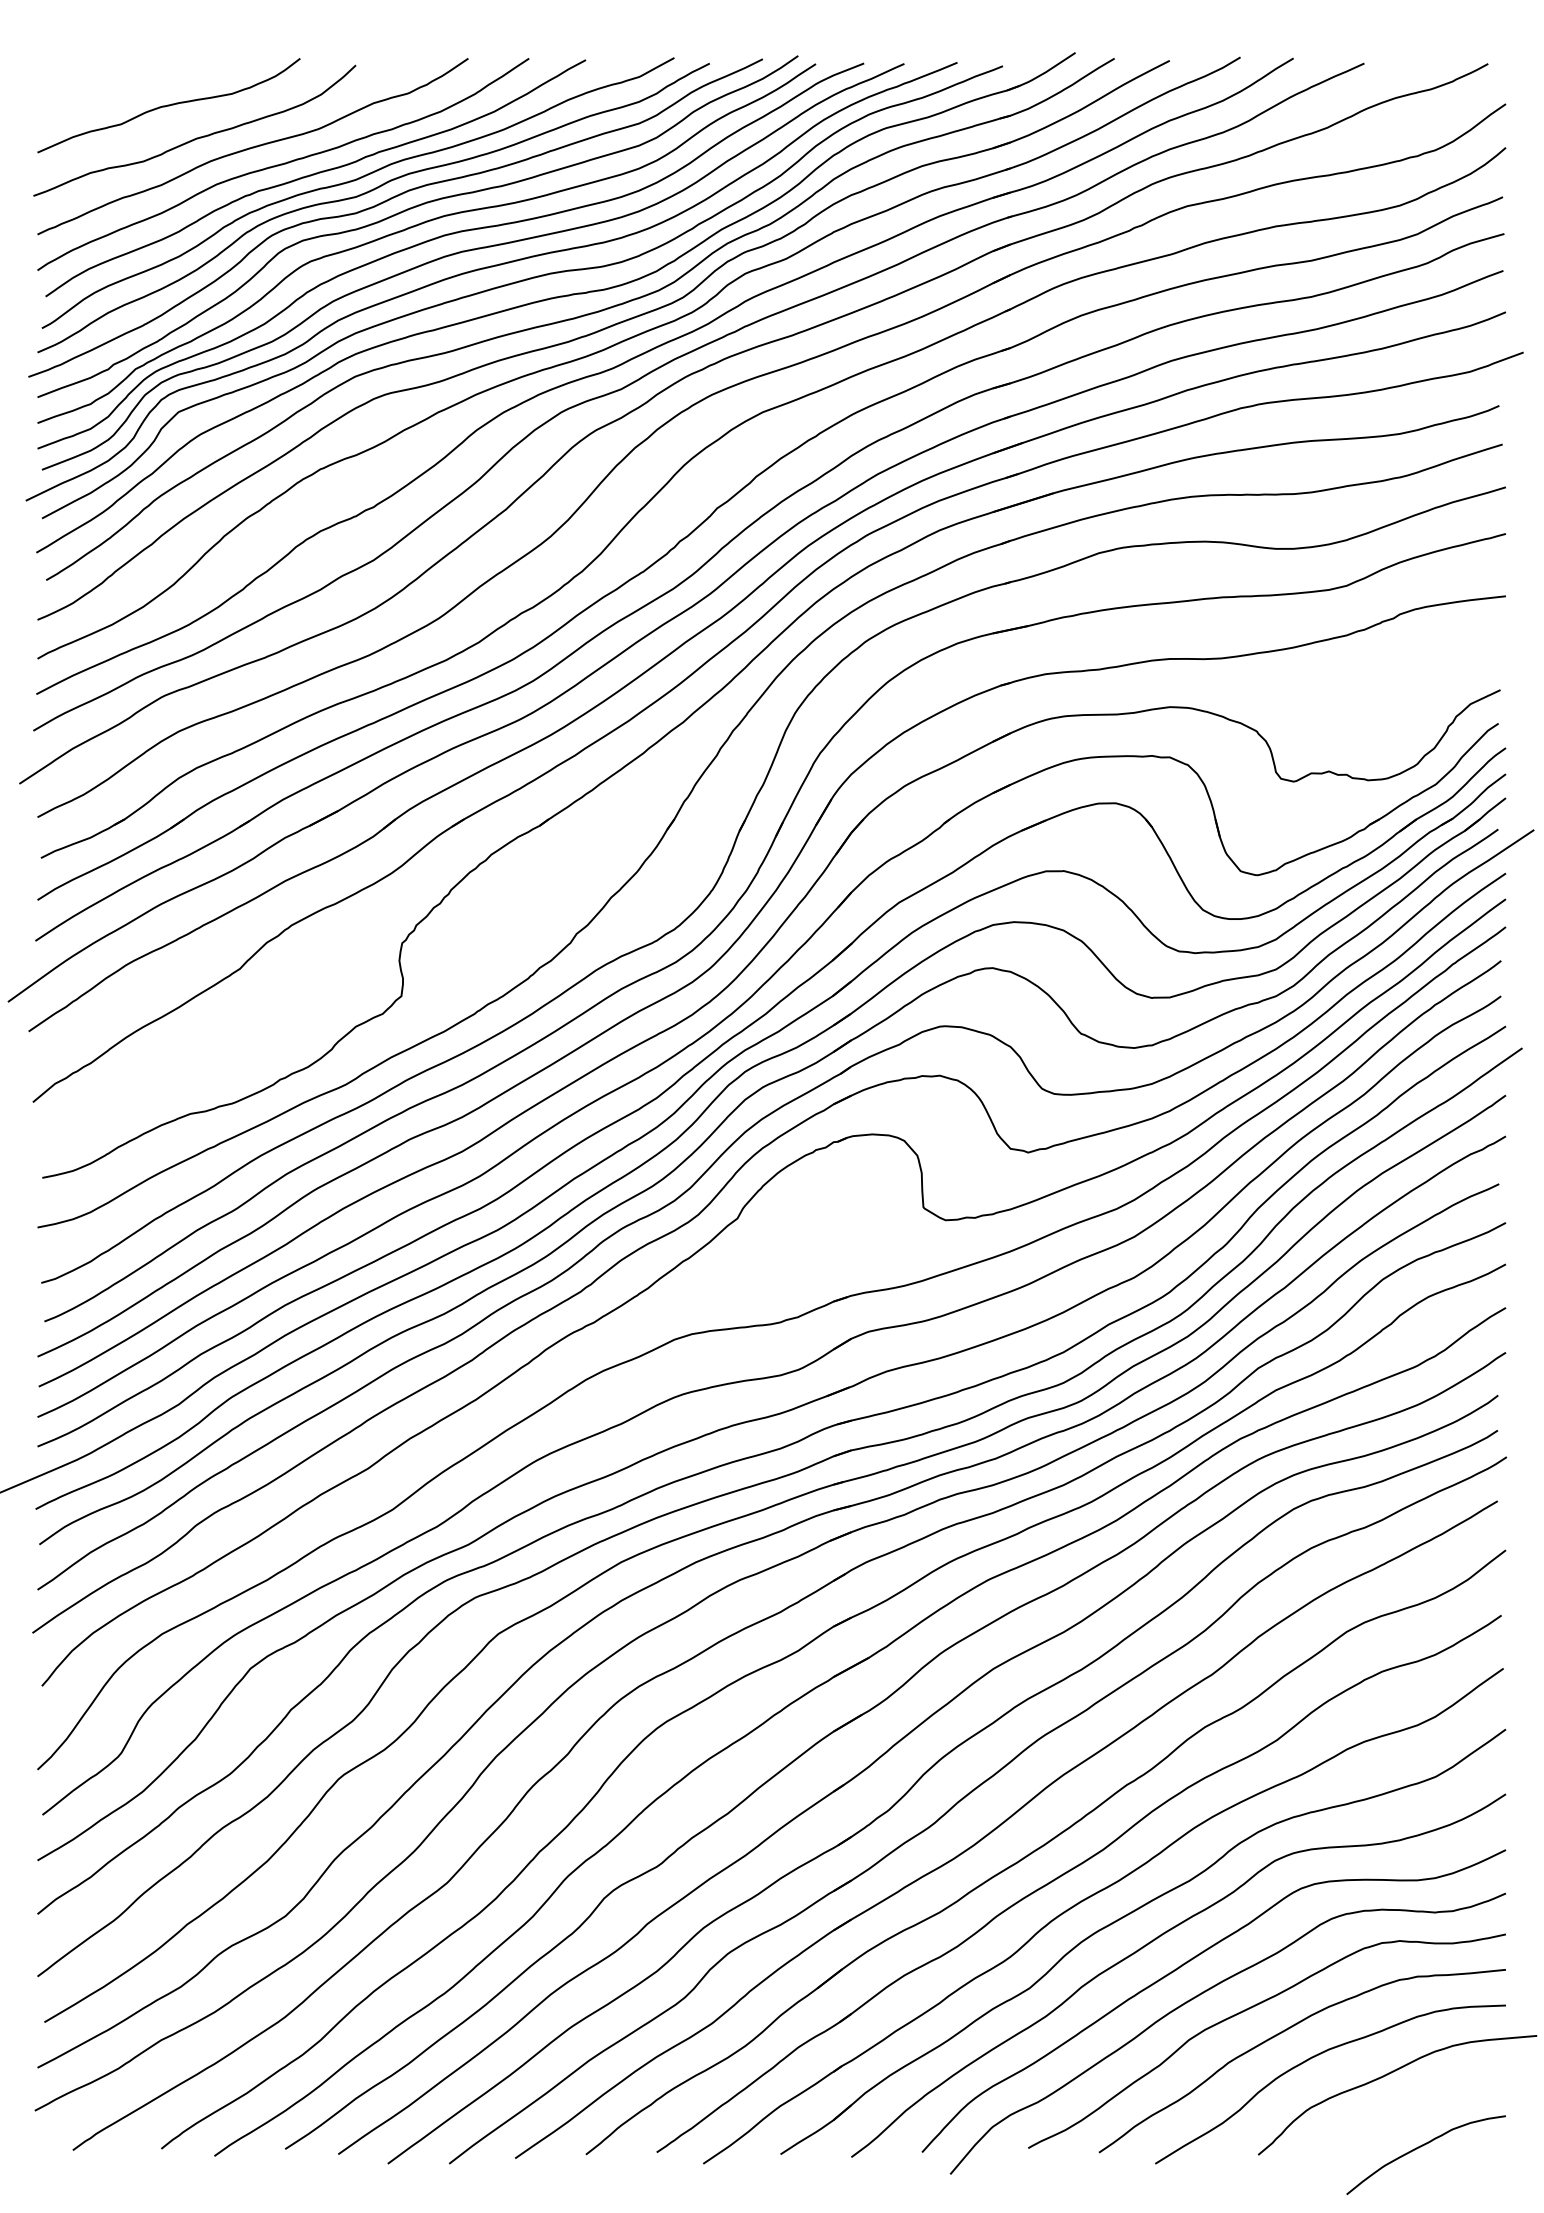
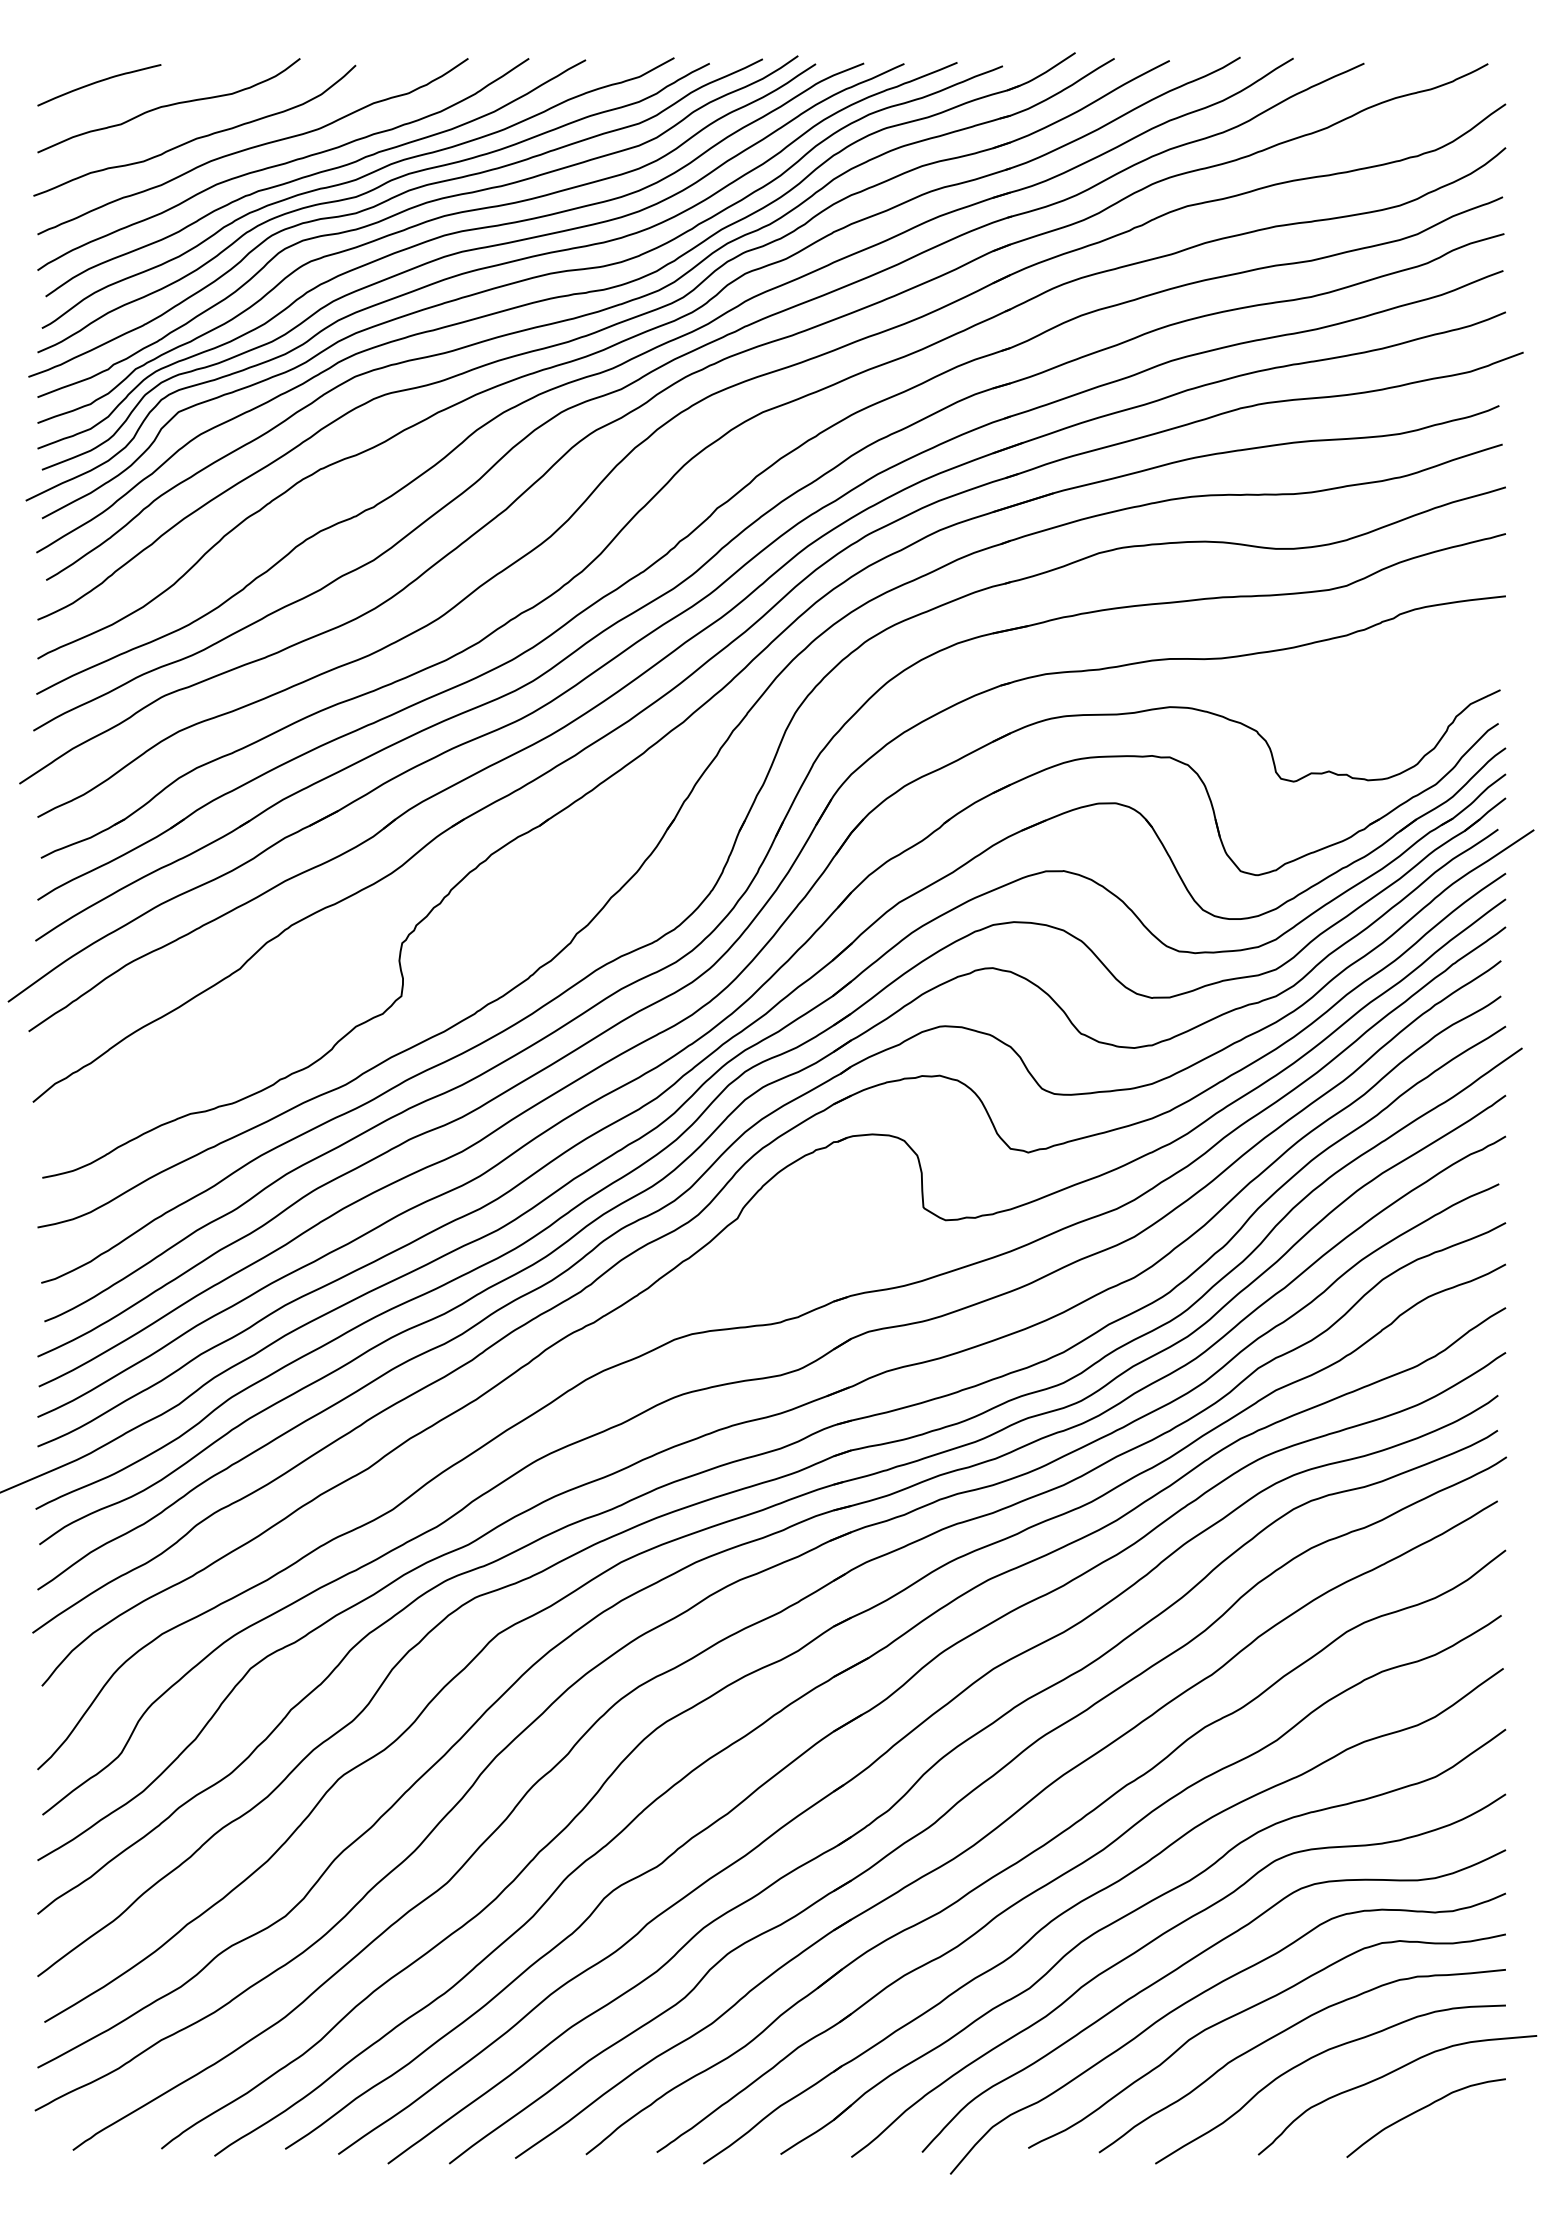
curve: none -> present (99, 82)
curve position: (1421, 2147) -> (1421, 2110) (1421, 2110)
